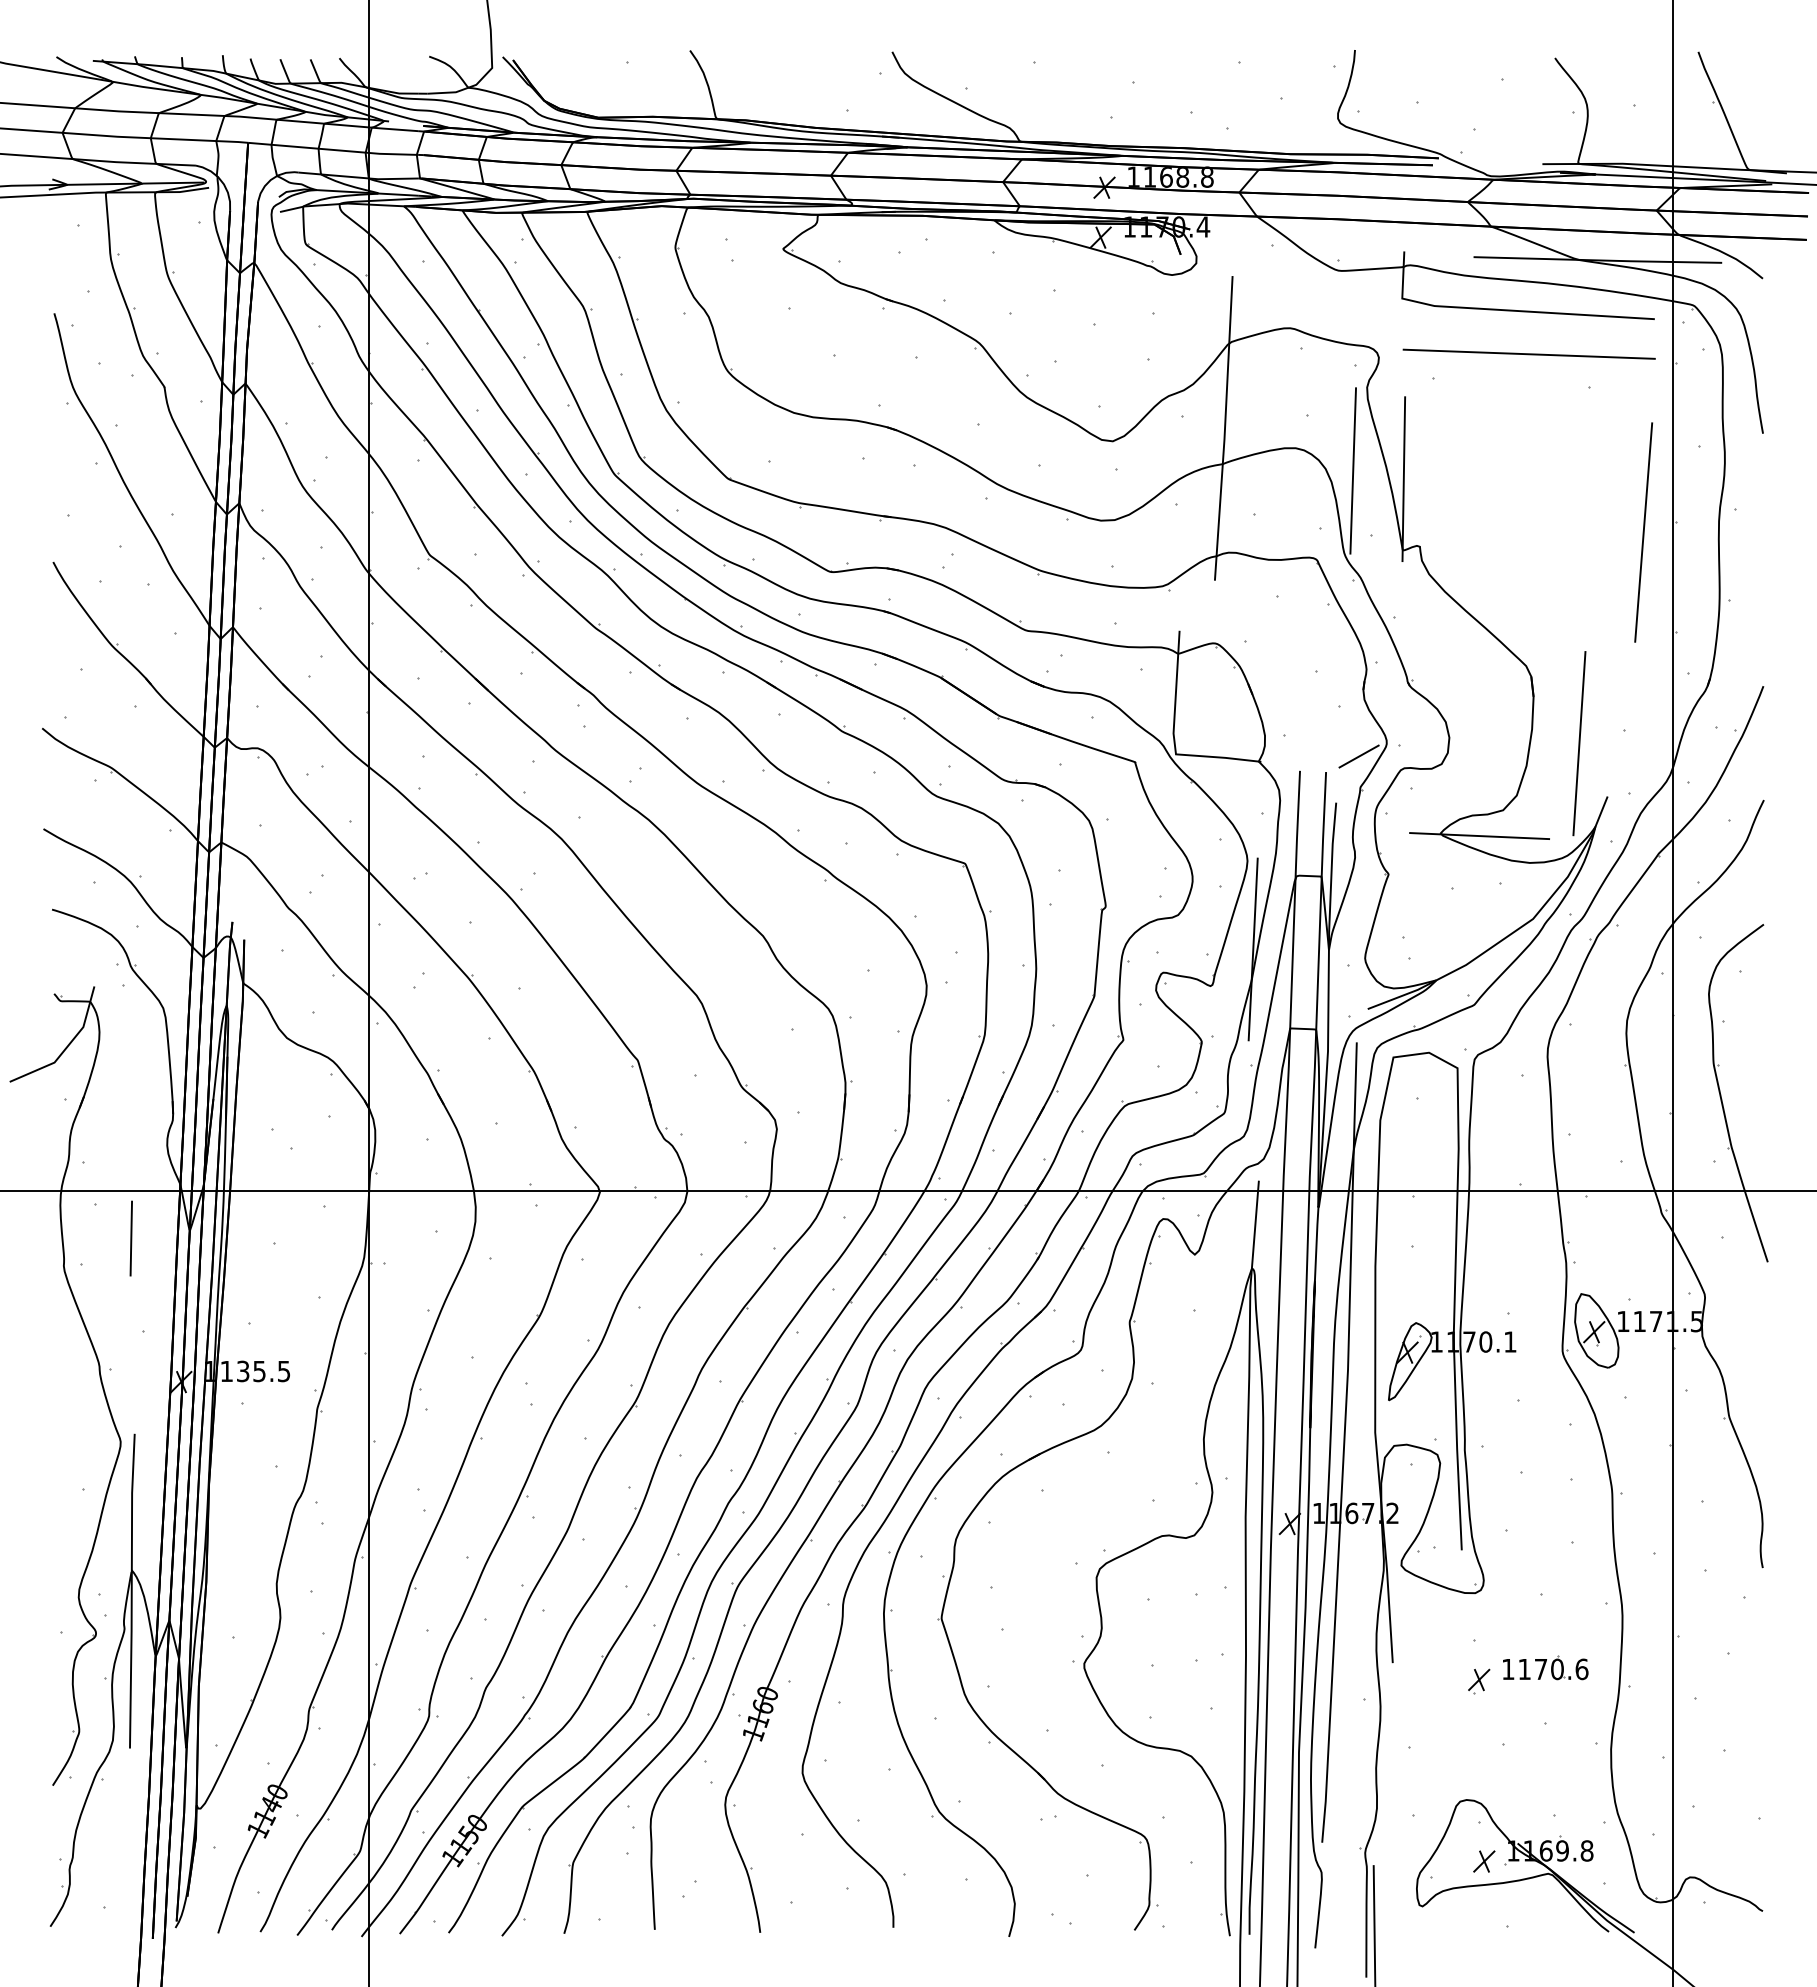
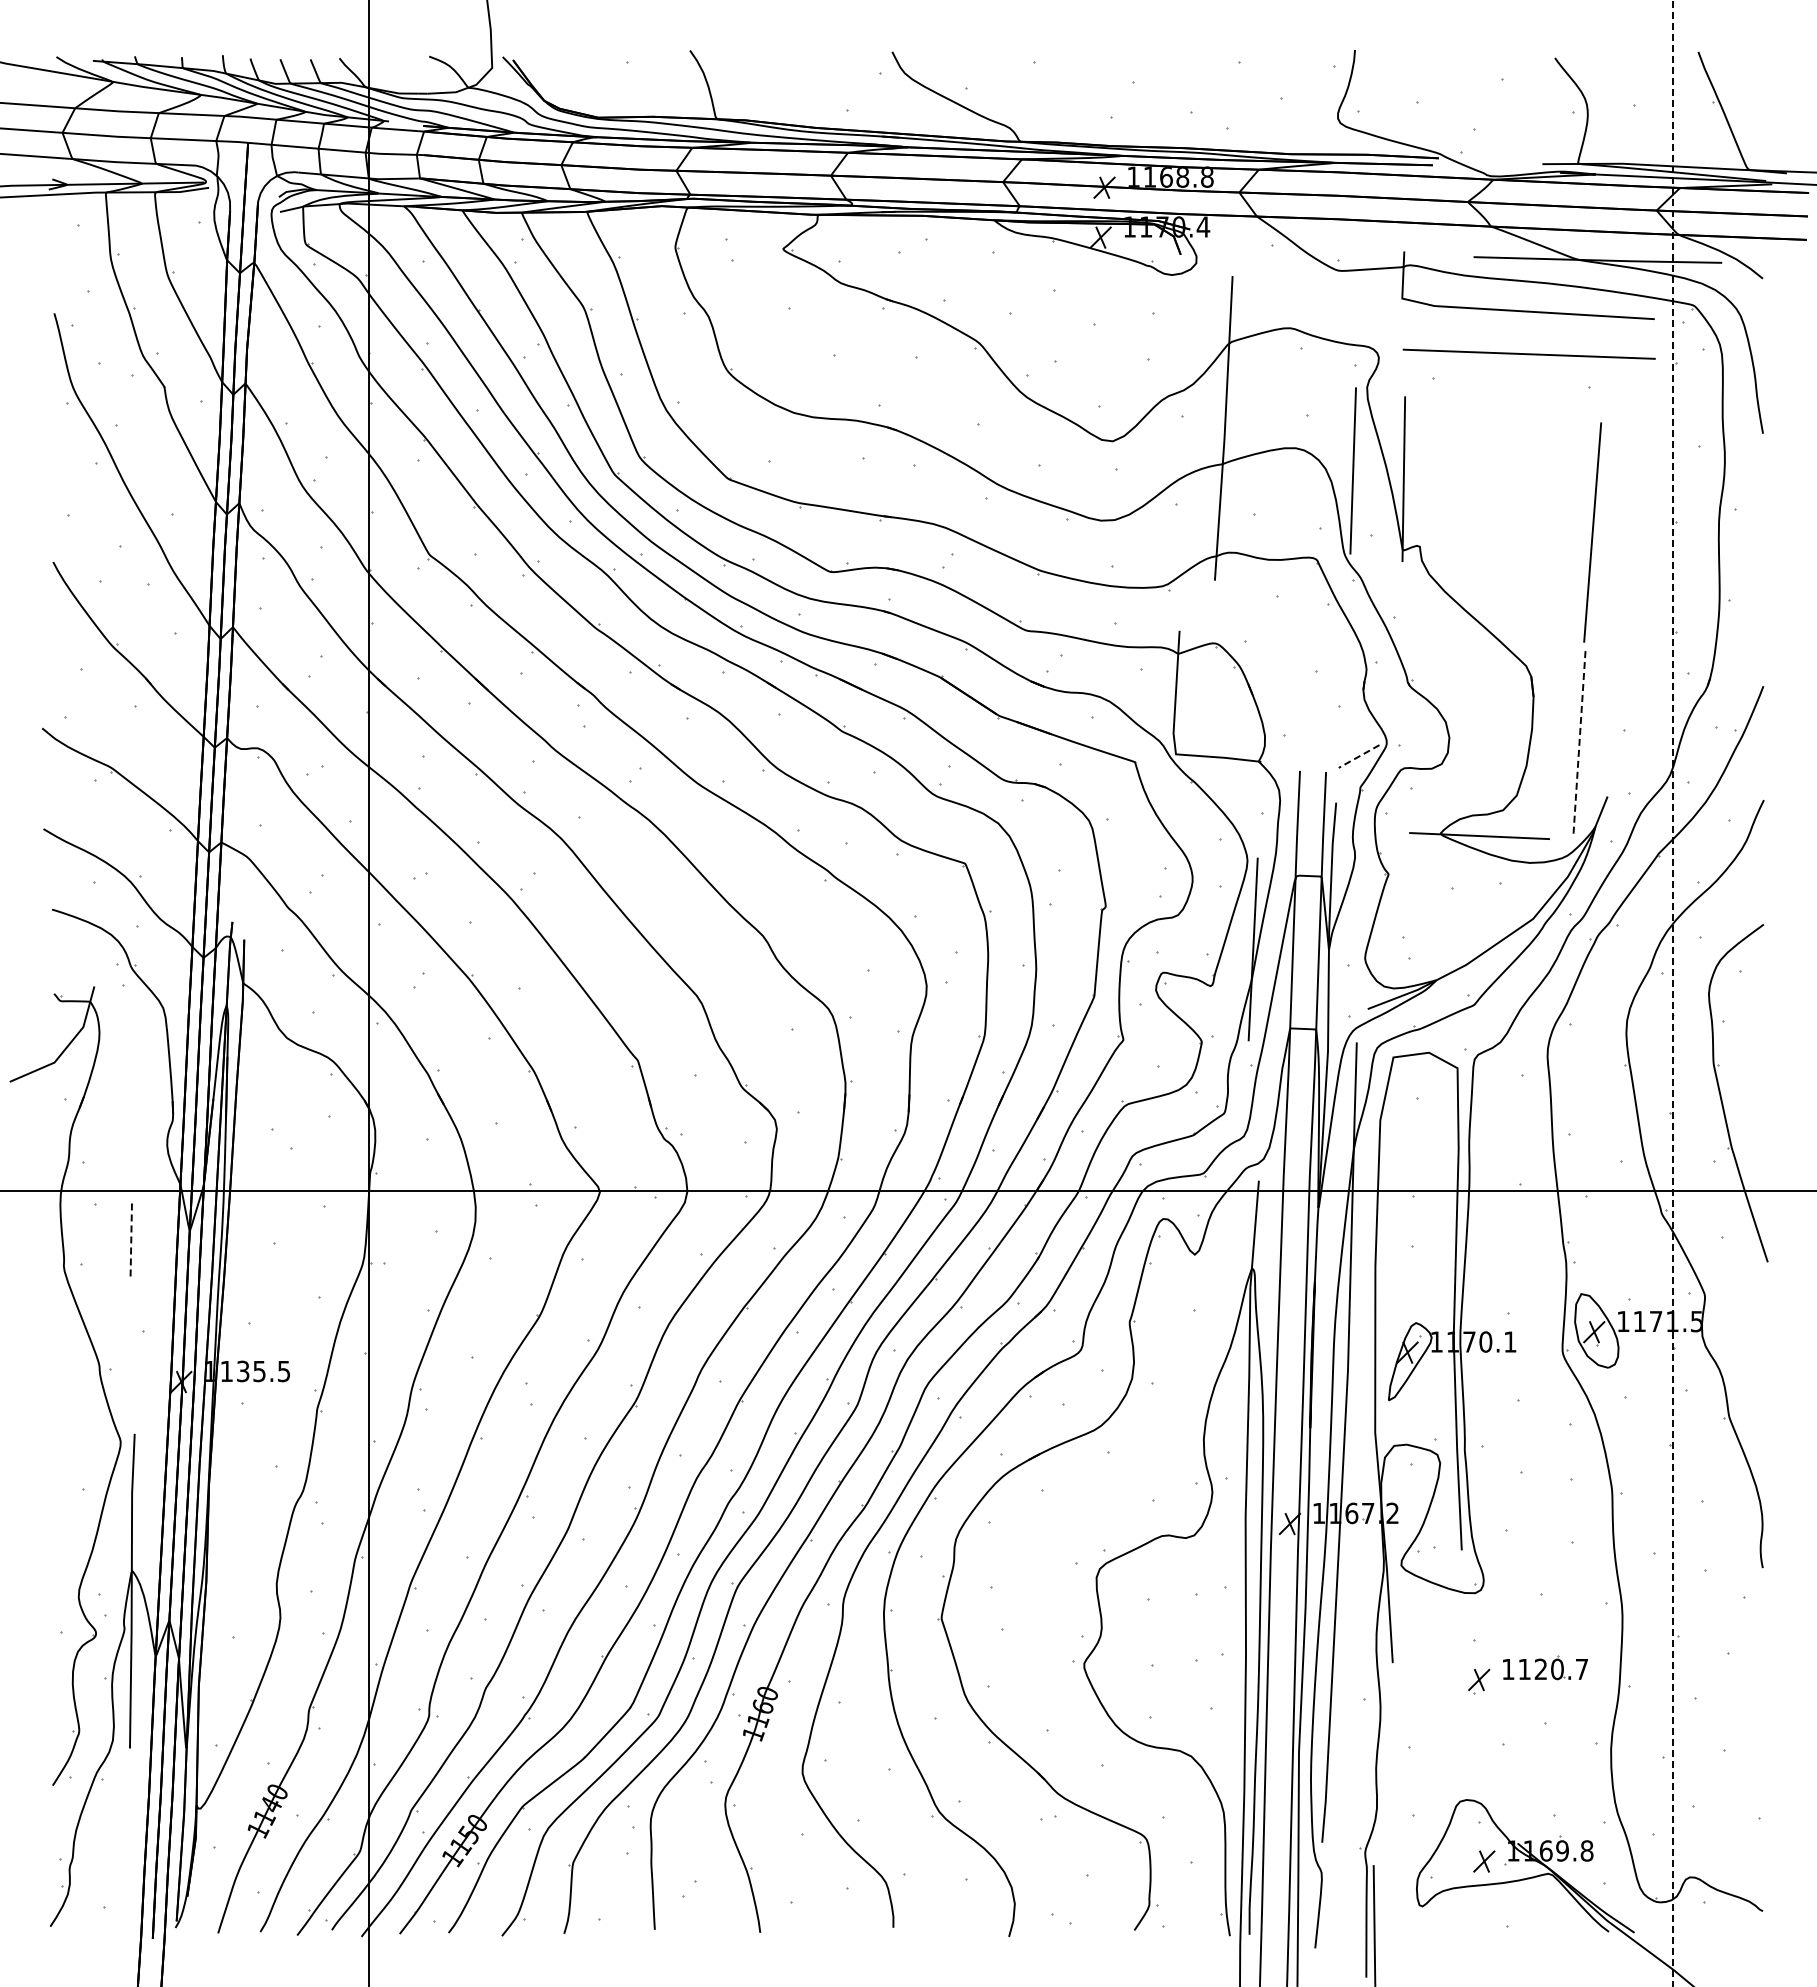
line position: (1643, 532) -> (1592, 532) (1592, 532)
line: solid -> dashed (1579, 743)
line: solid -> dashed (1358, 756)
line: solid -> dashed (1672, 993)
line: solid -> dashed (131, 1238)
text: 1170.6 -> 1120.7 (1561, 1669)
